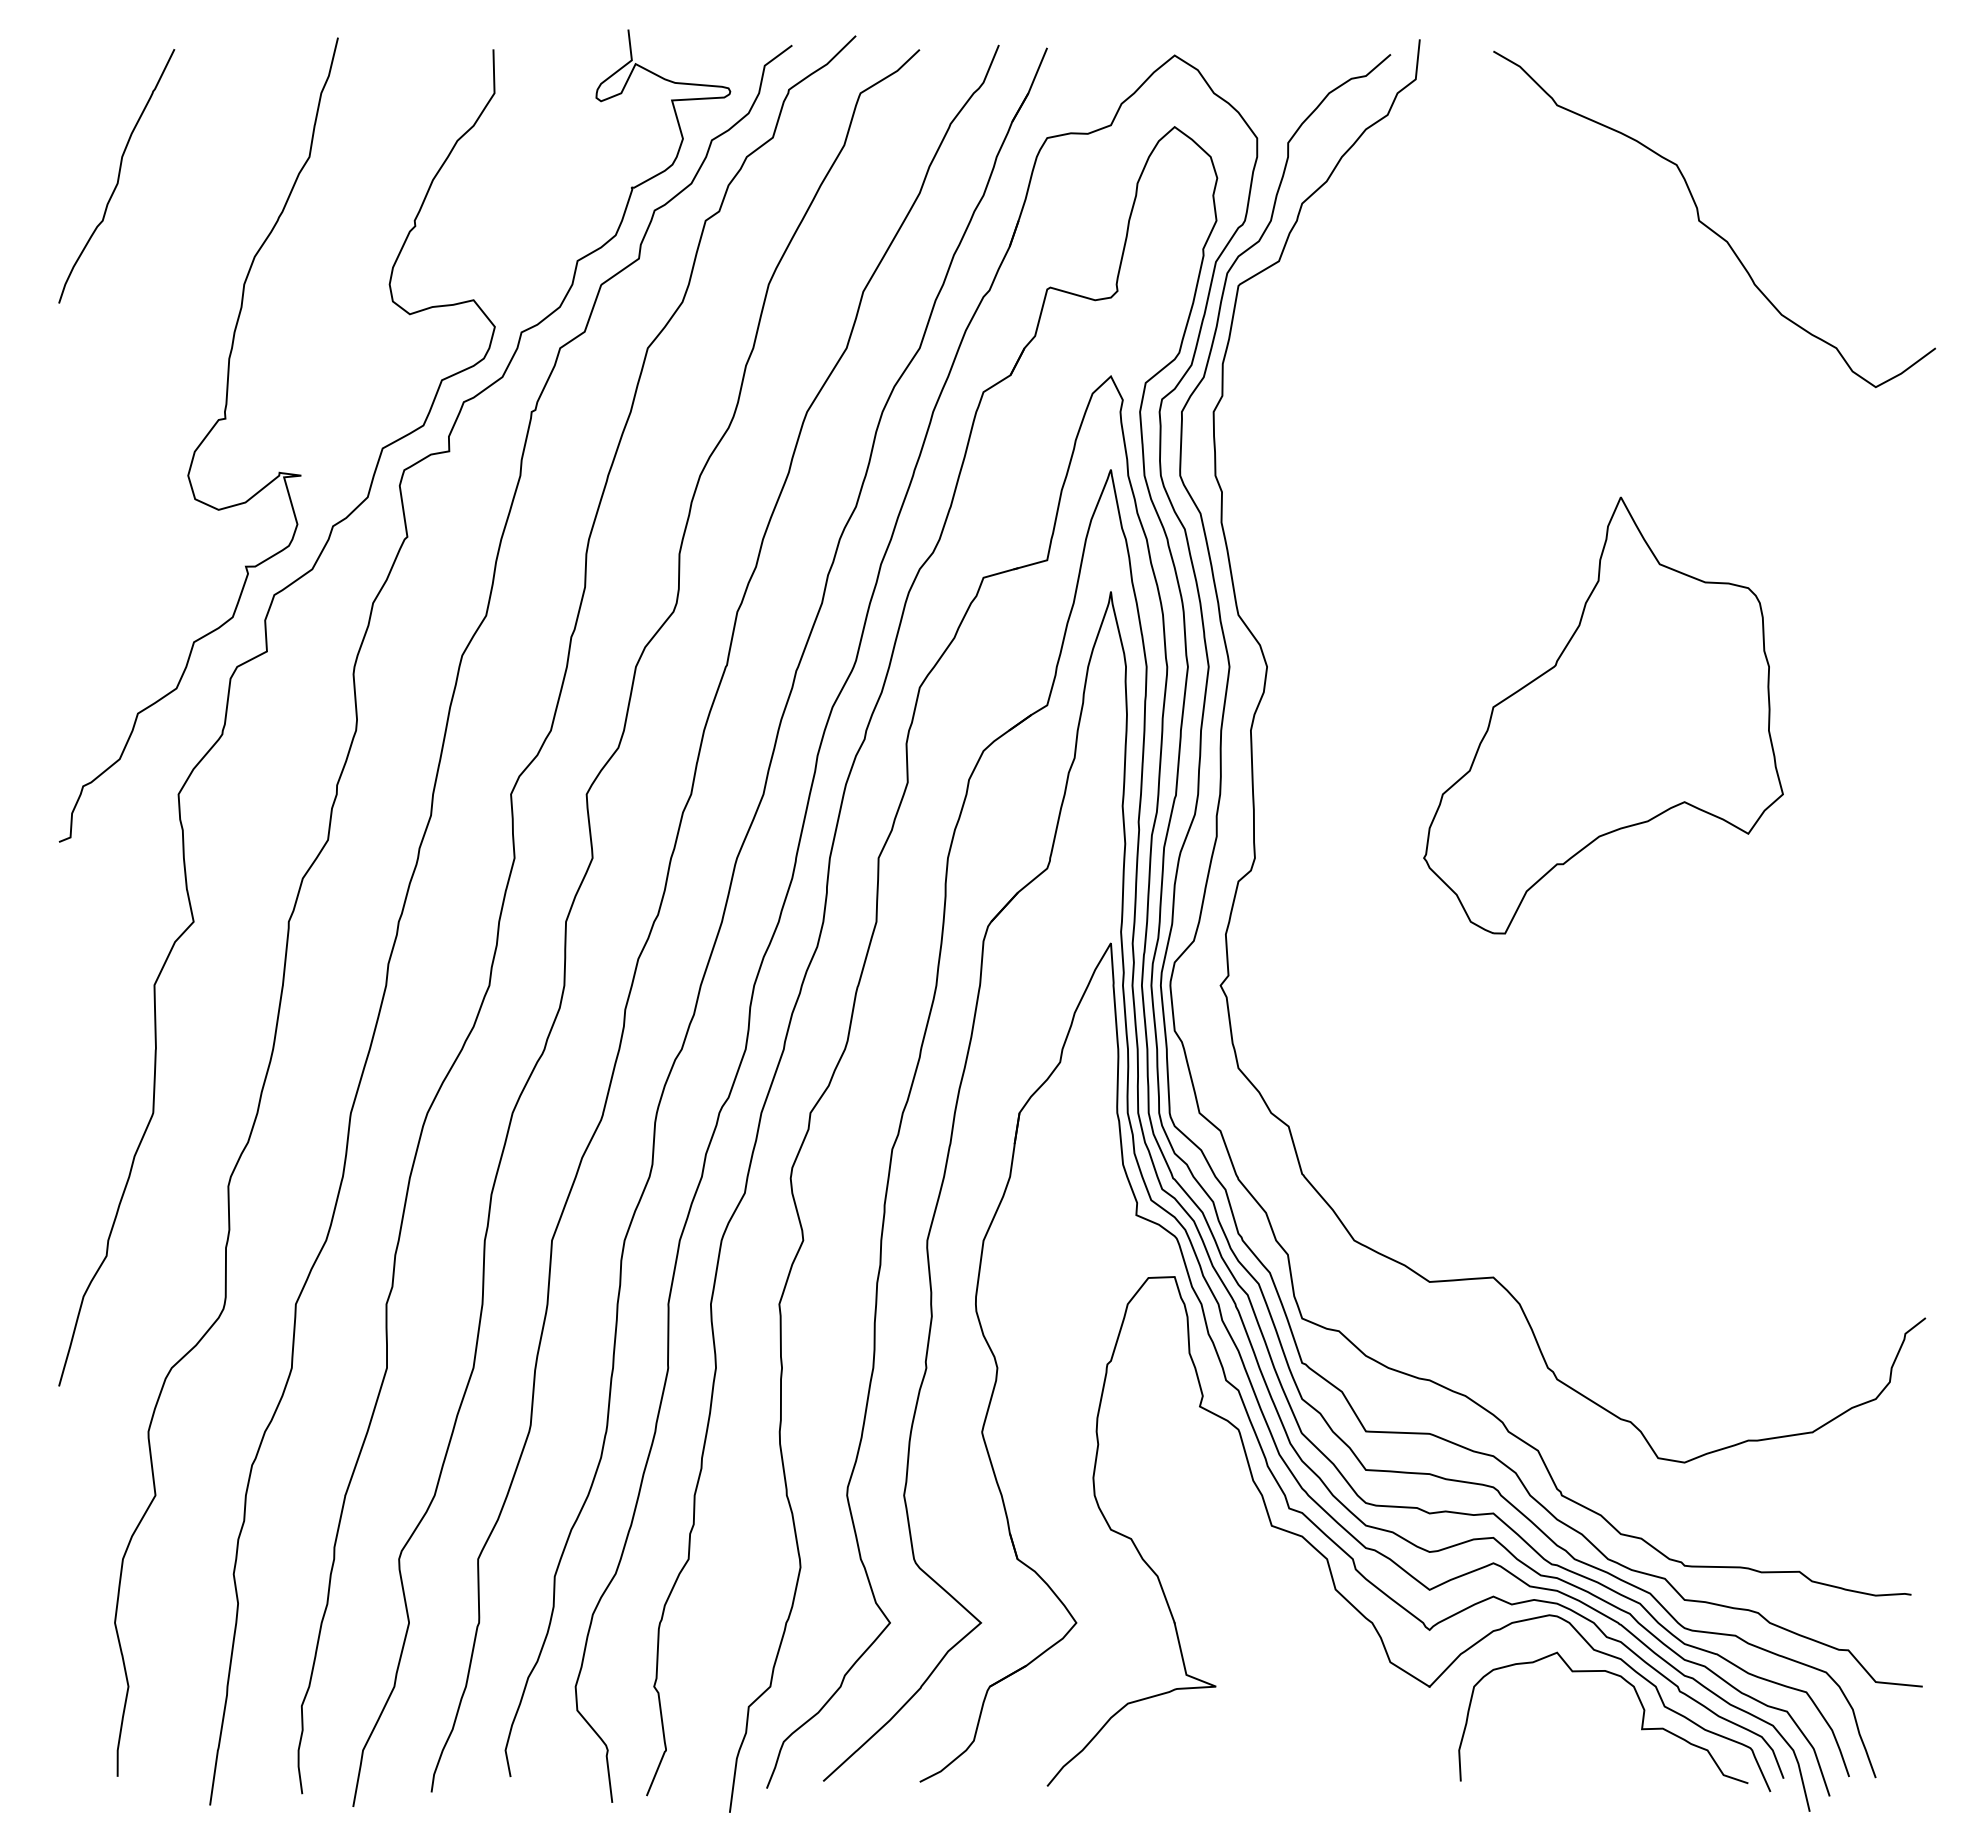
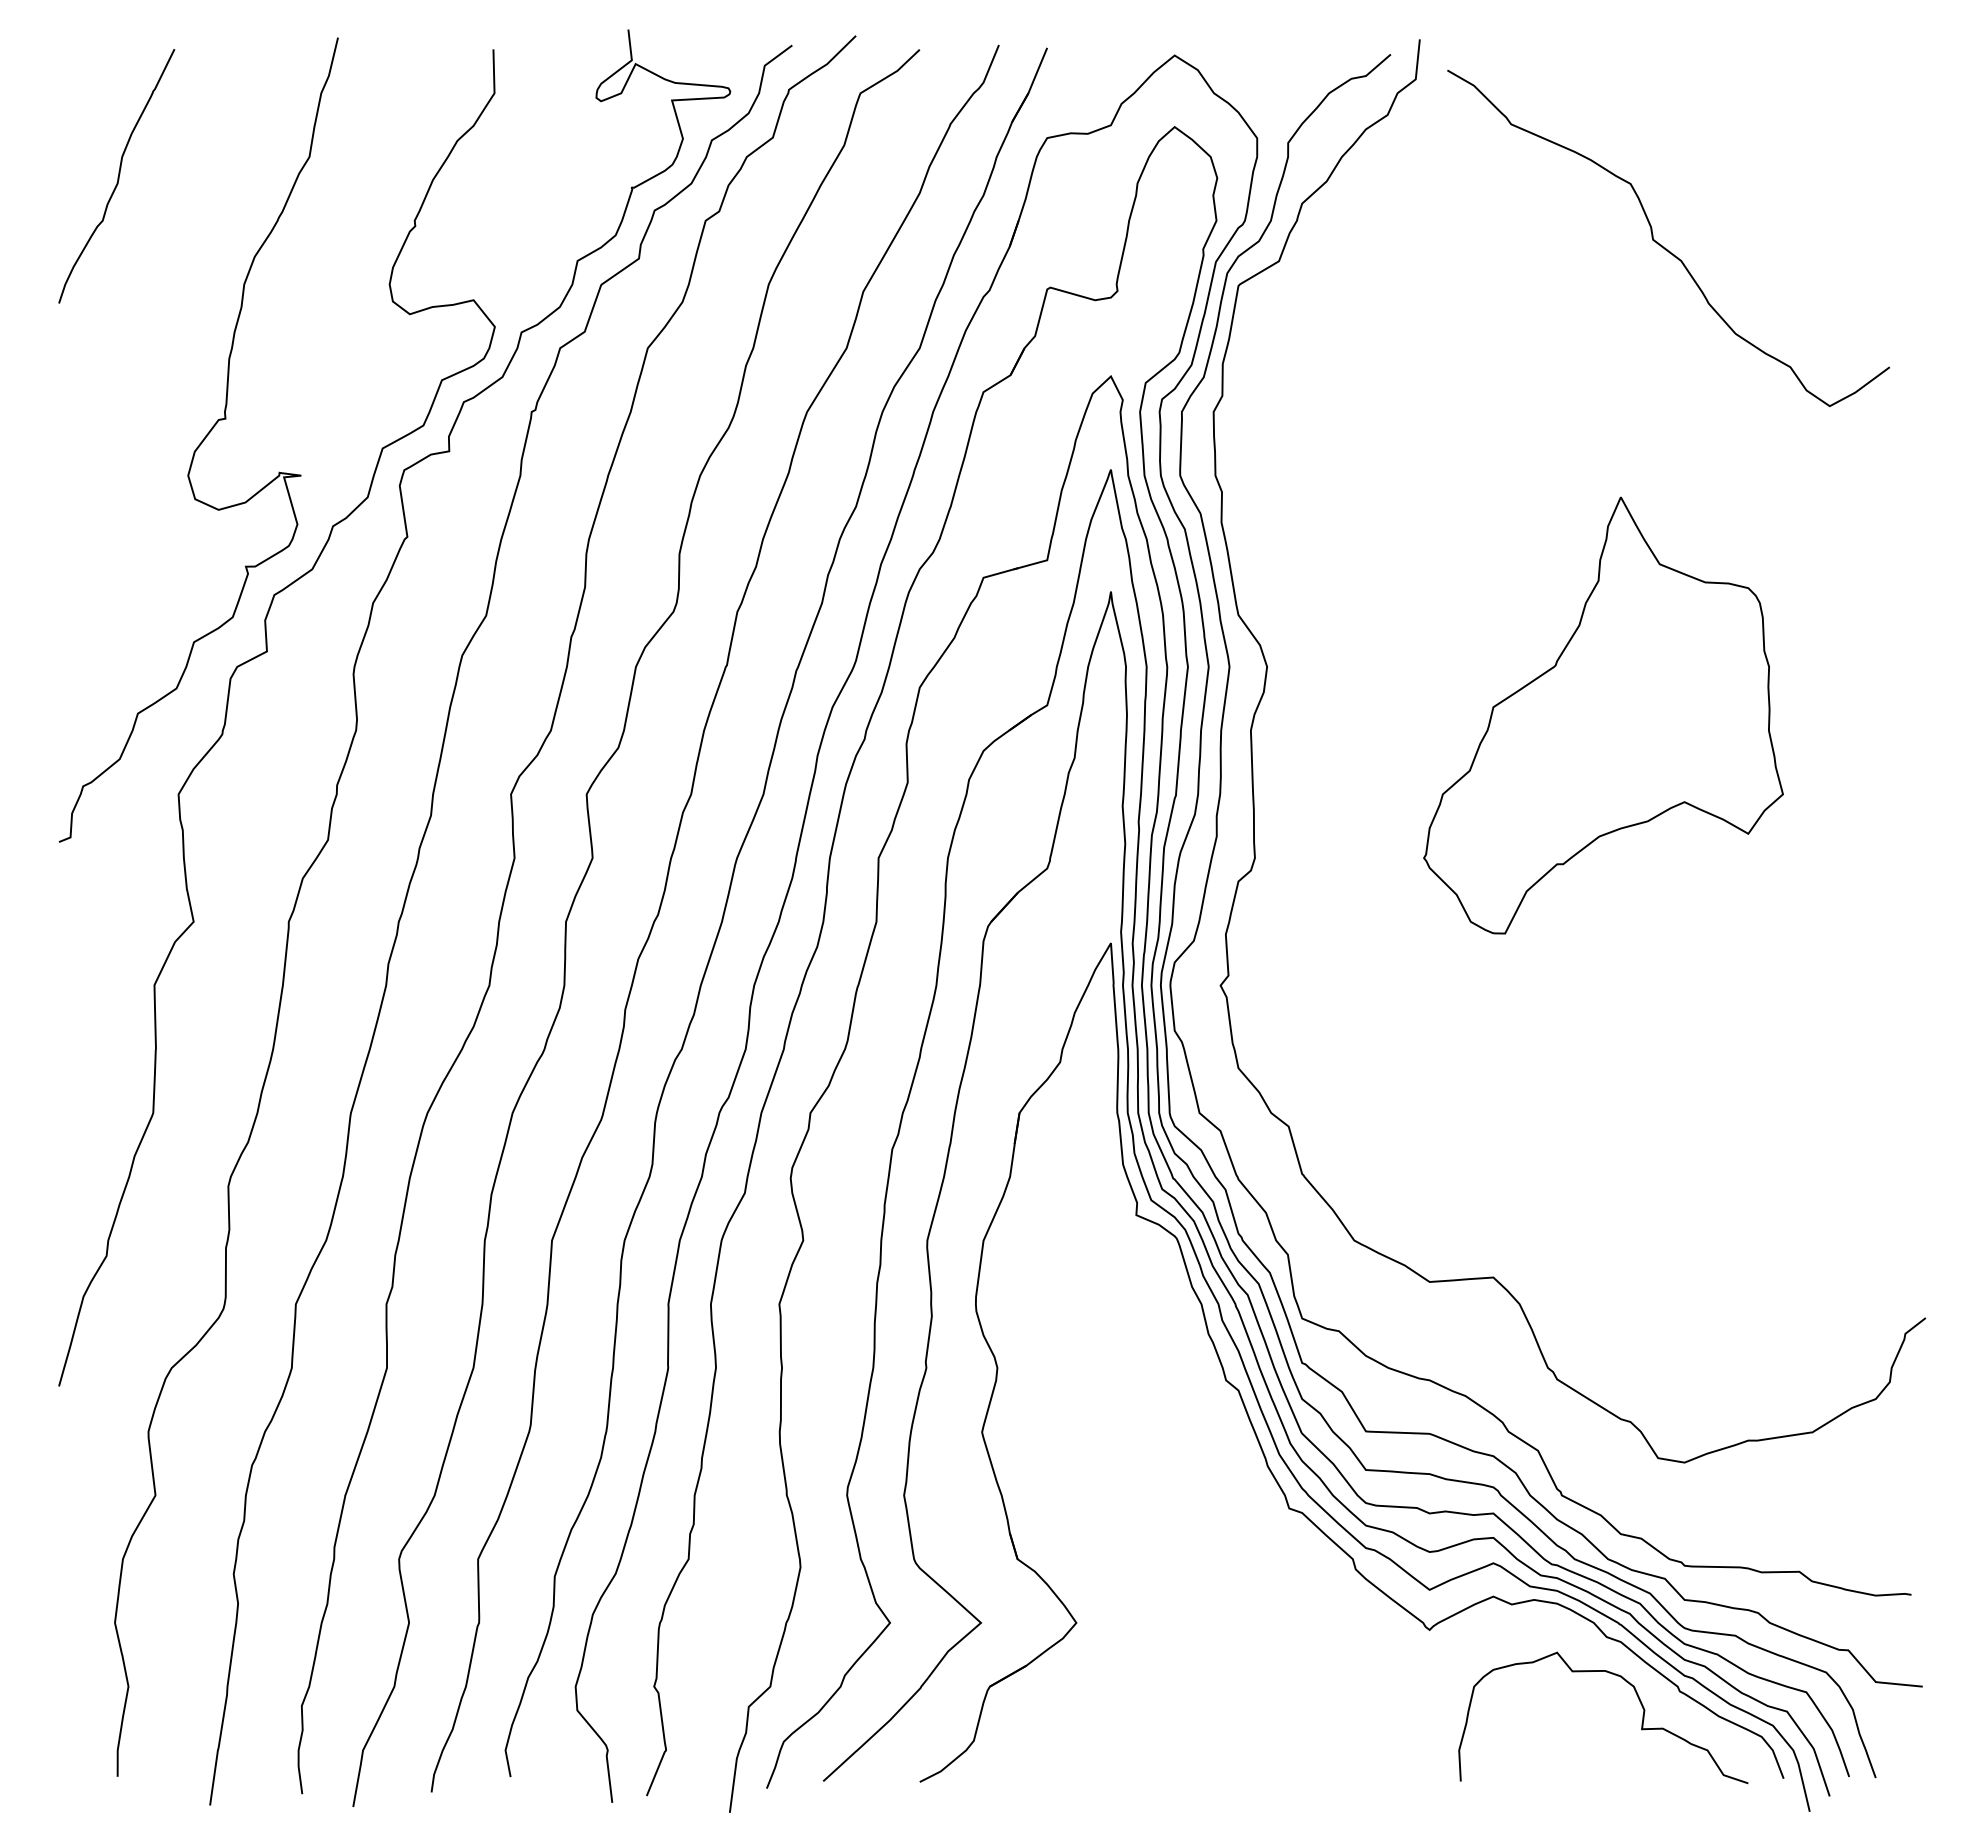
curve position: (1707, 225) -> (1661, 244) (1661, 244)
curve: present -> none (1328, 1559)
